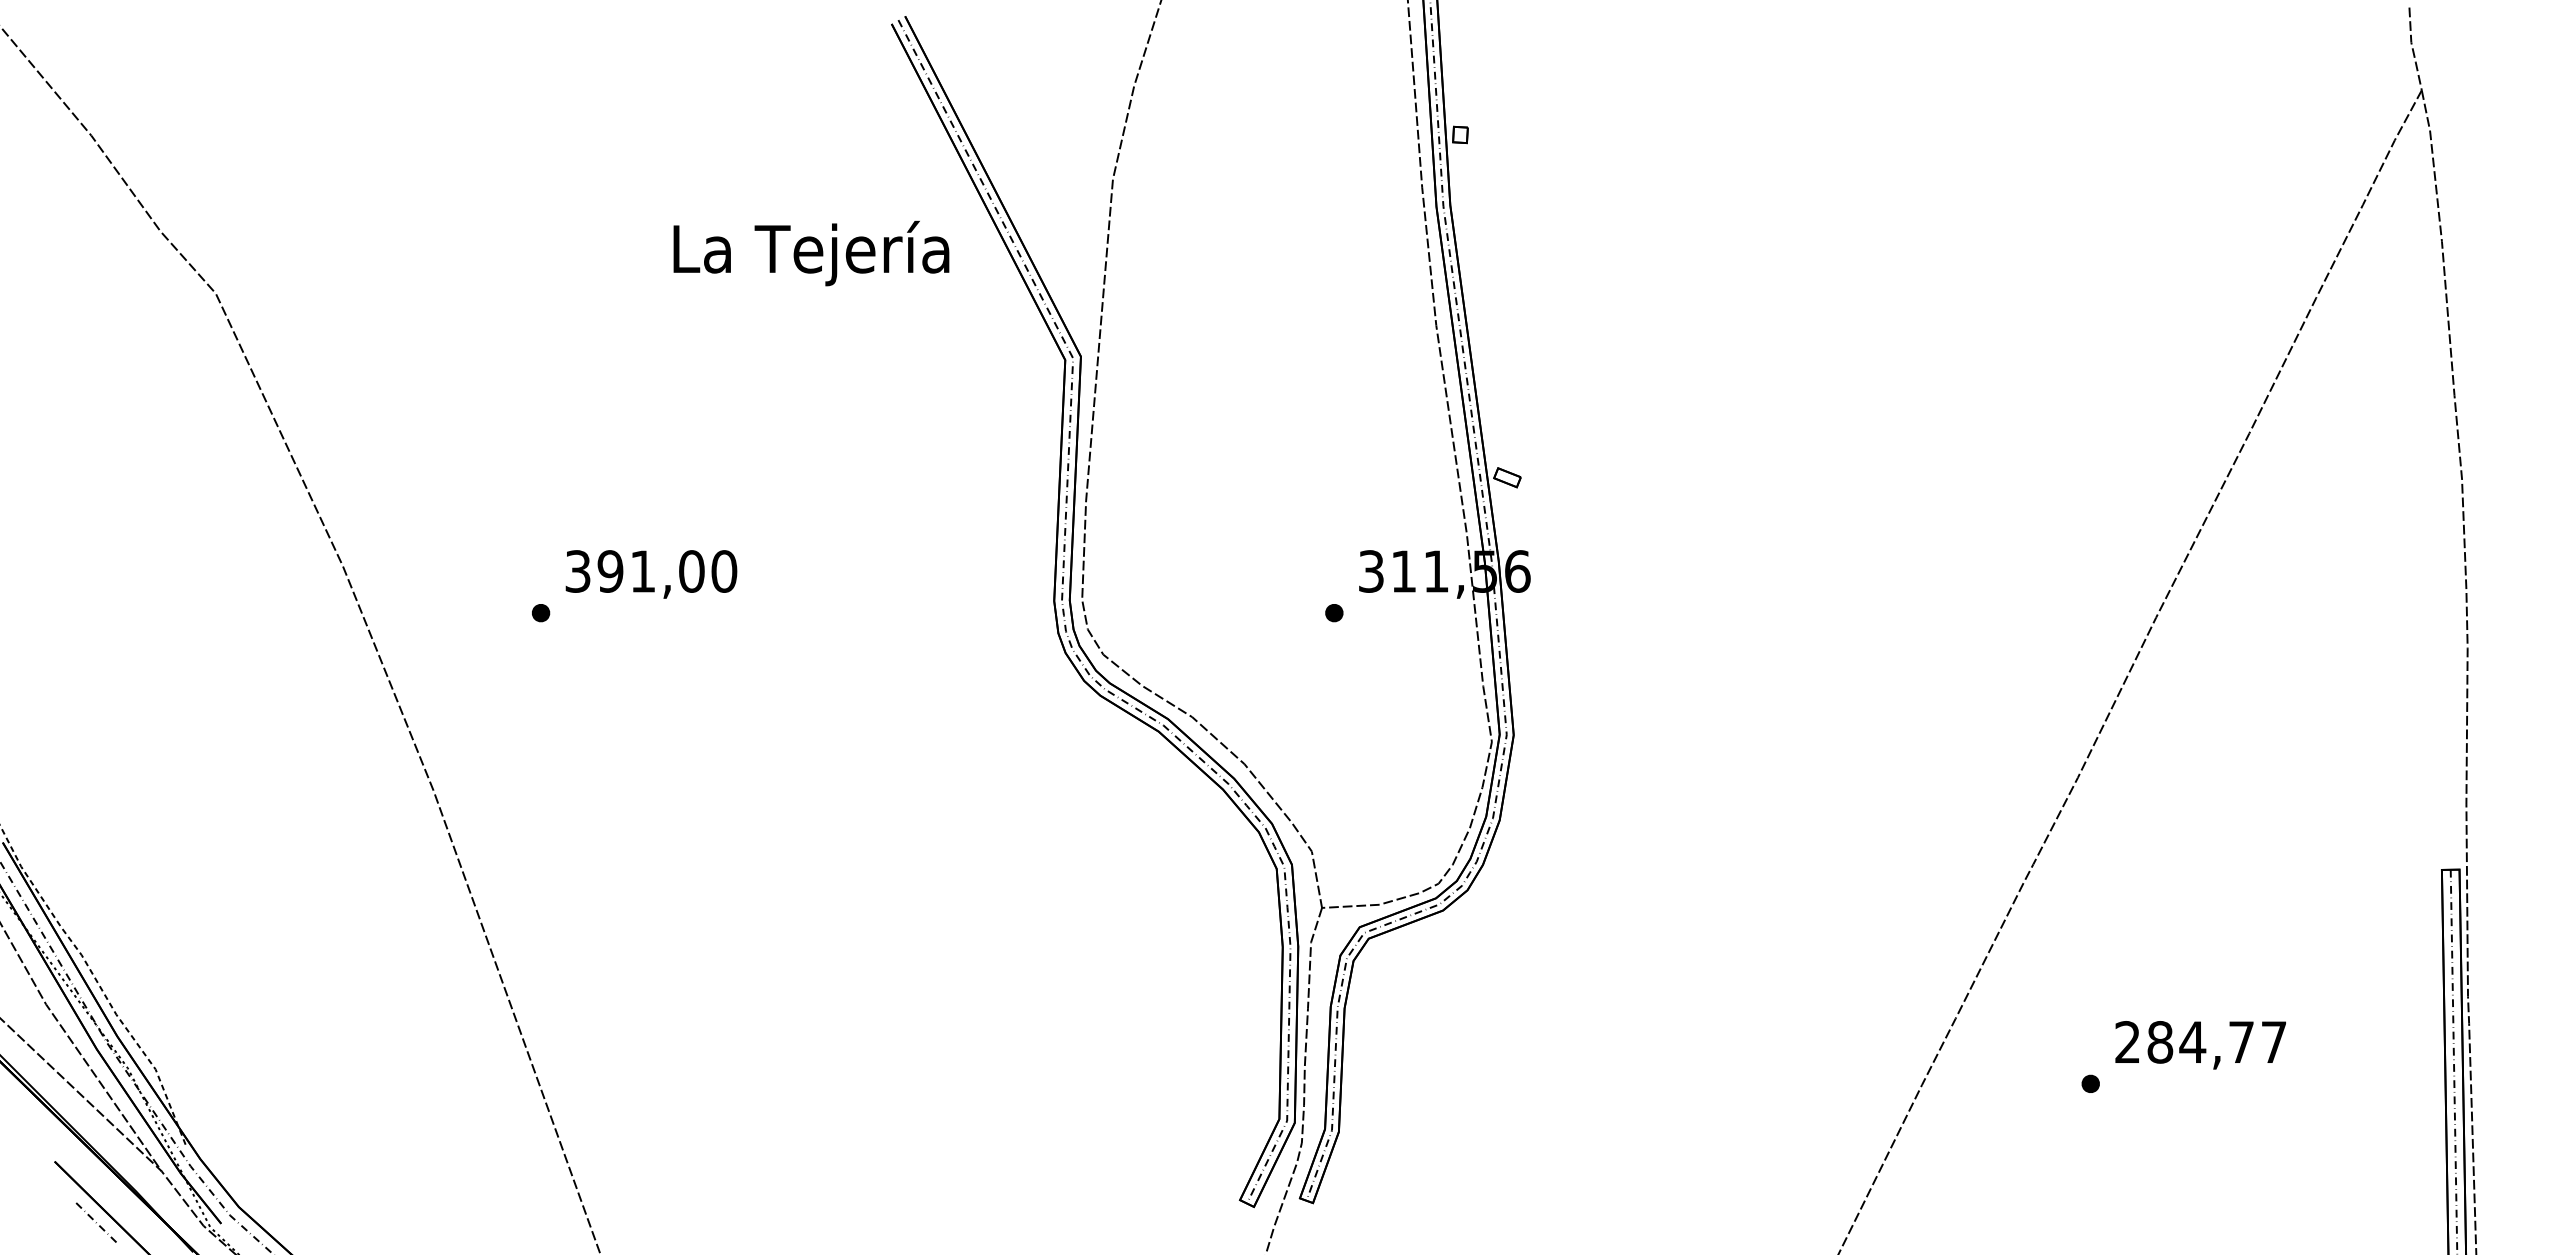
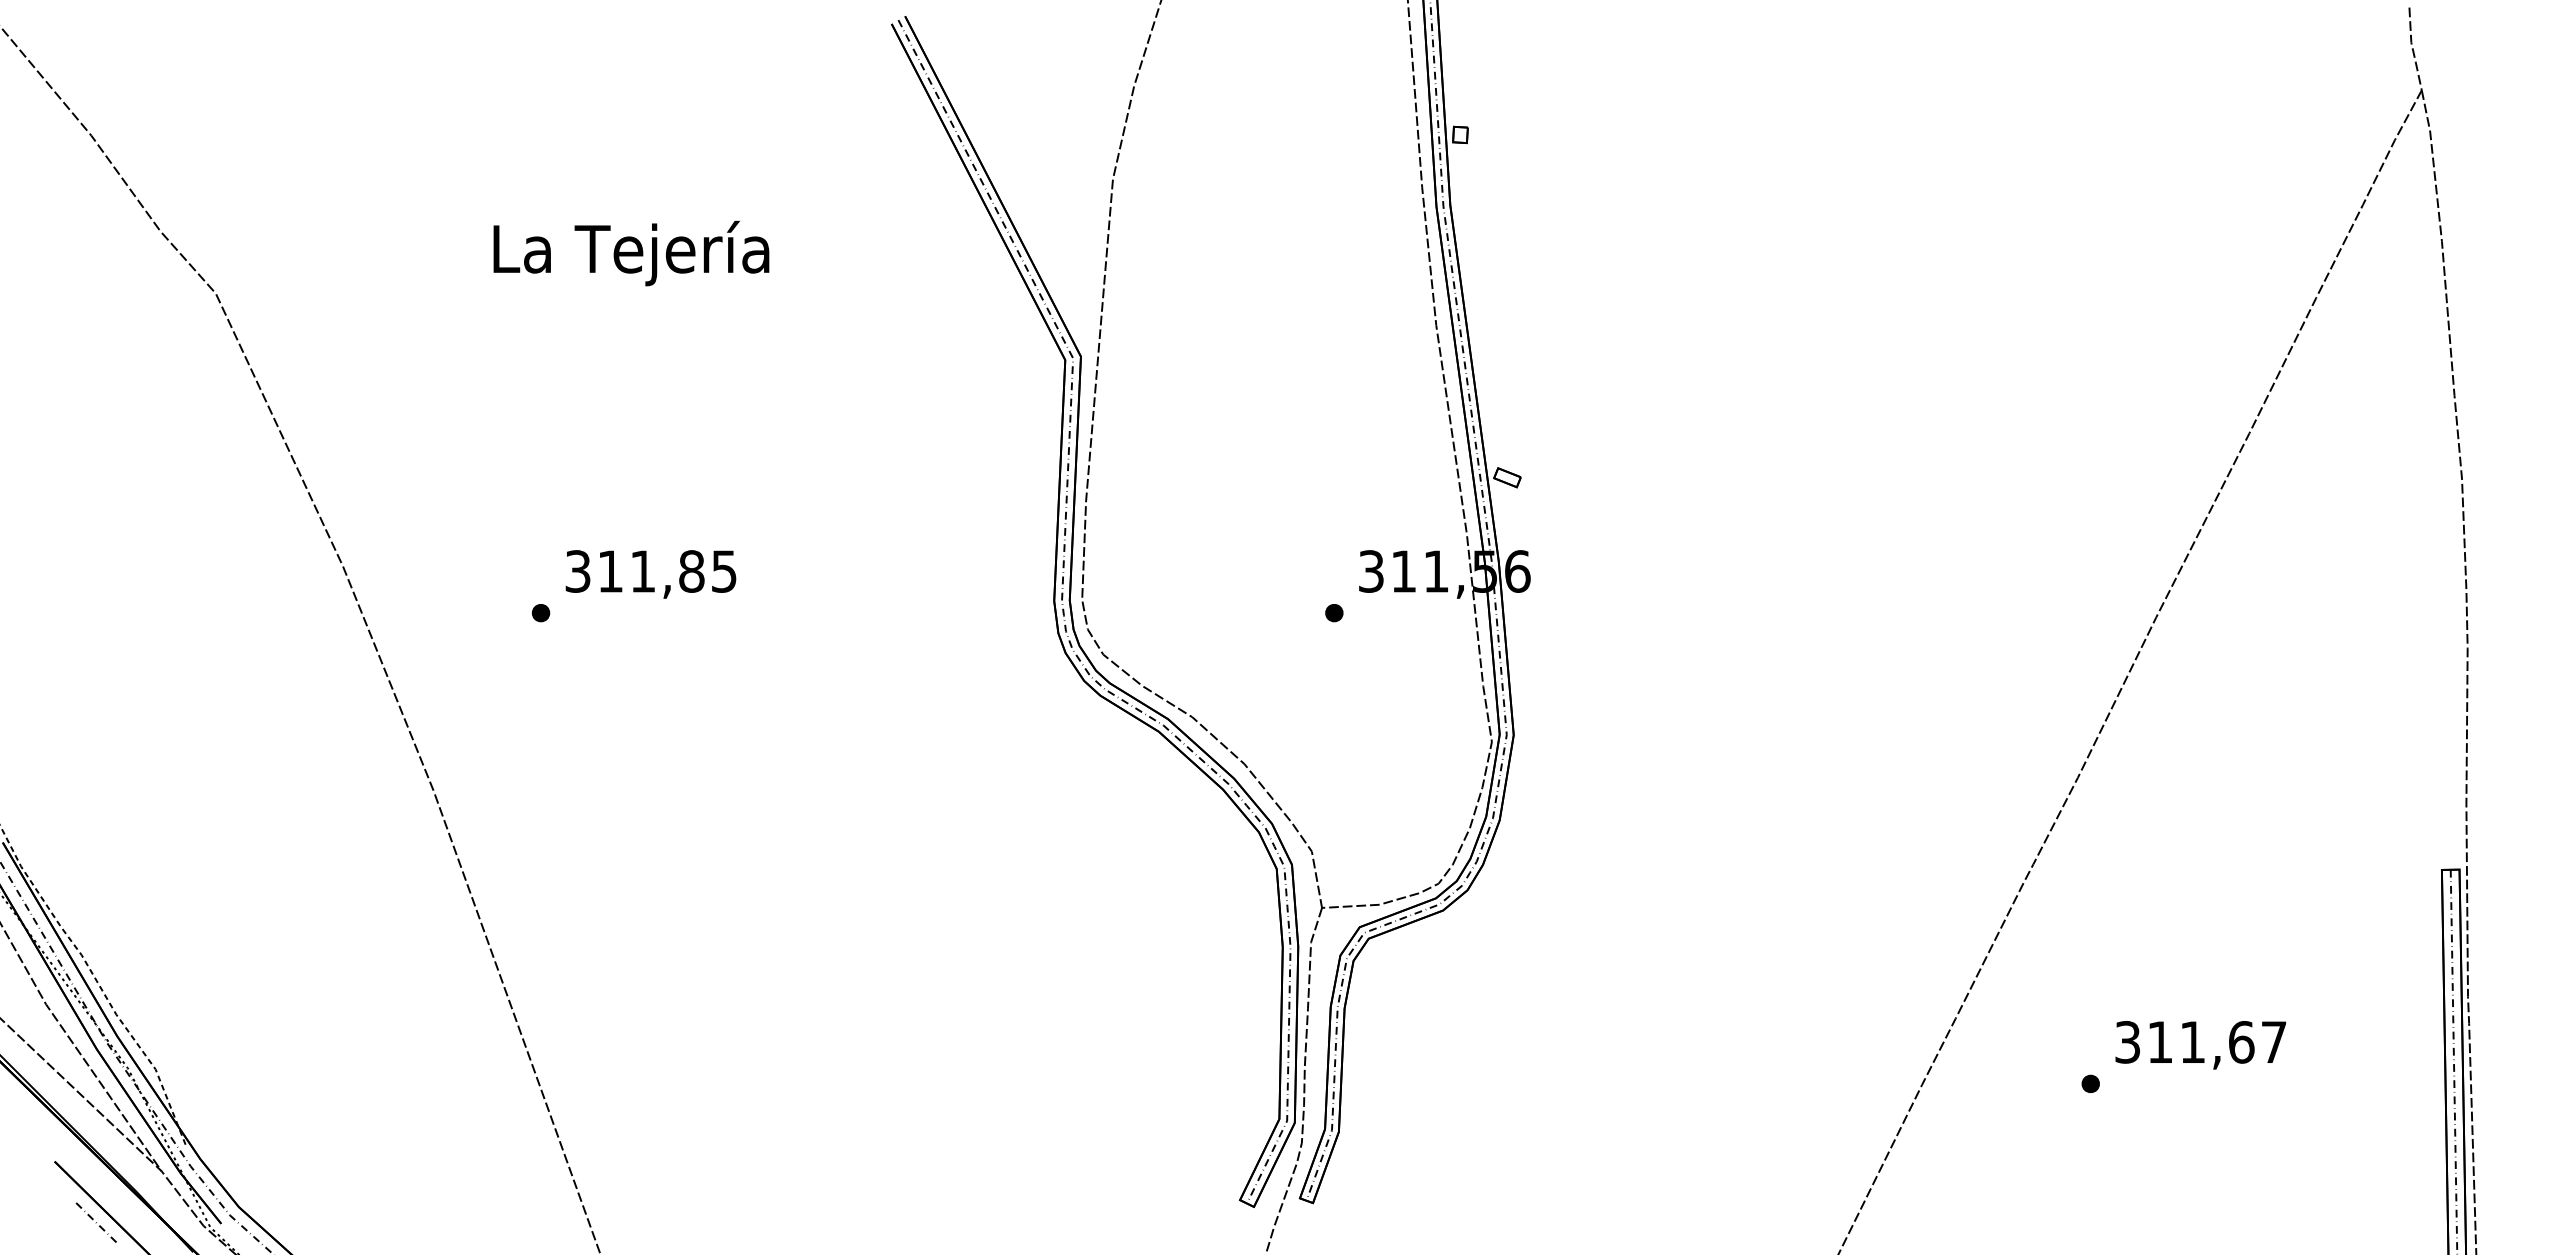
text position: (811, 253) -> (631, 253) (631, 253)
text: 391,00 -> 311,85 (667, 571)
text: 284,77 -> 311,67 (2184, 1042)
